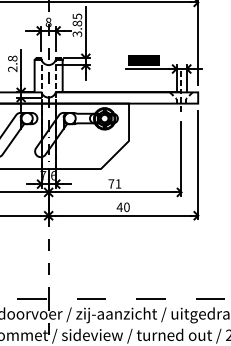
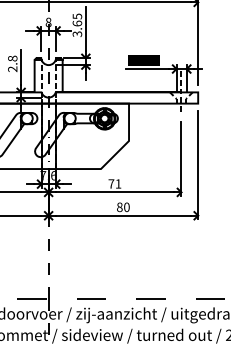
text: 3.85 -> 3.65 (77, 23)
text: 40 -> 80 (119, 207)
